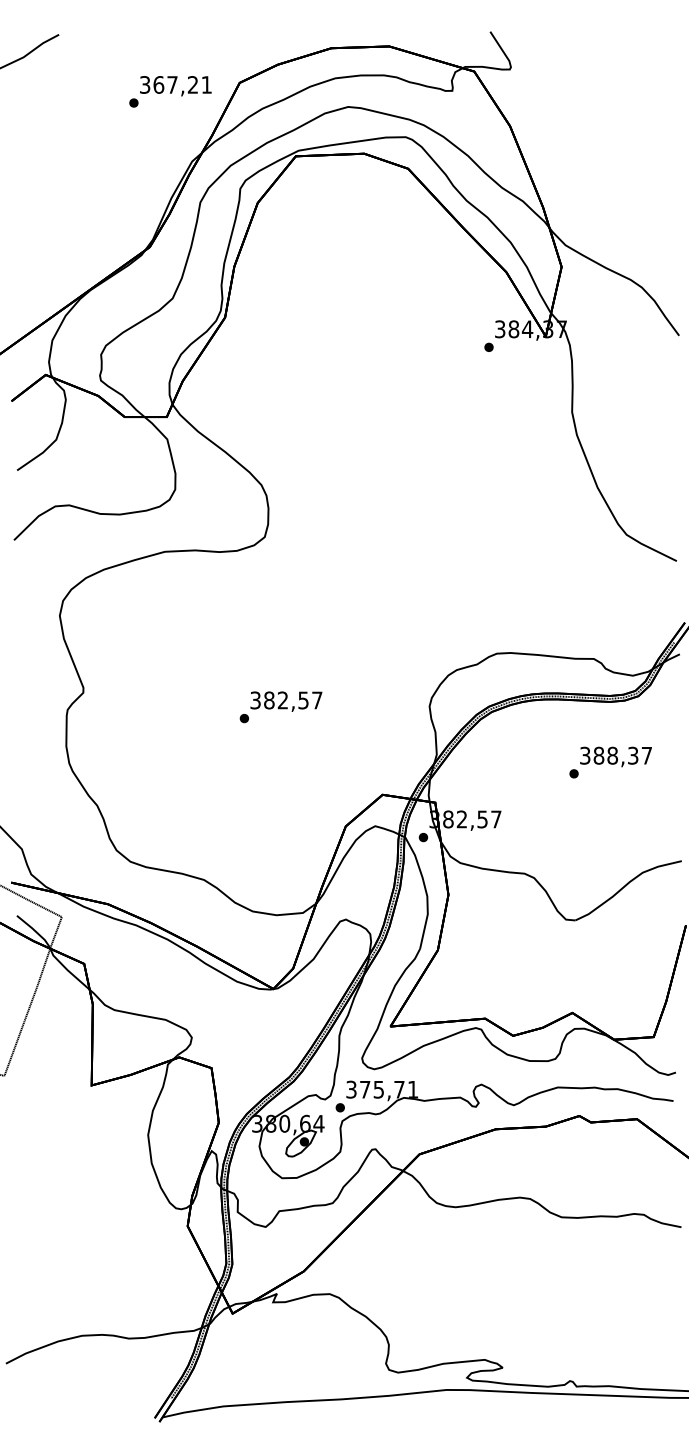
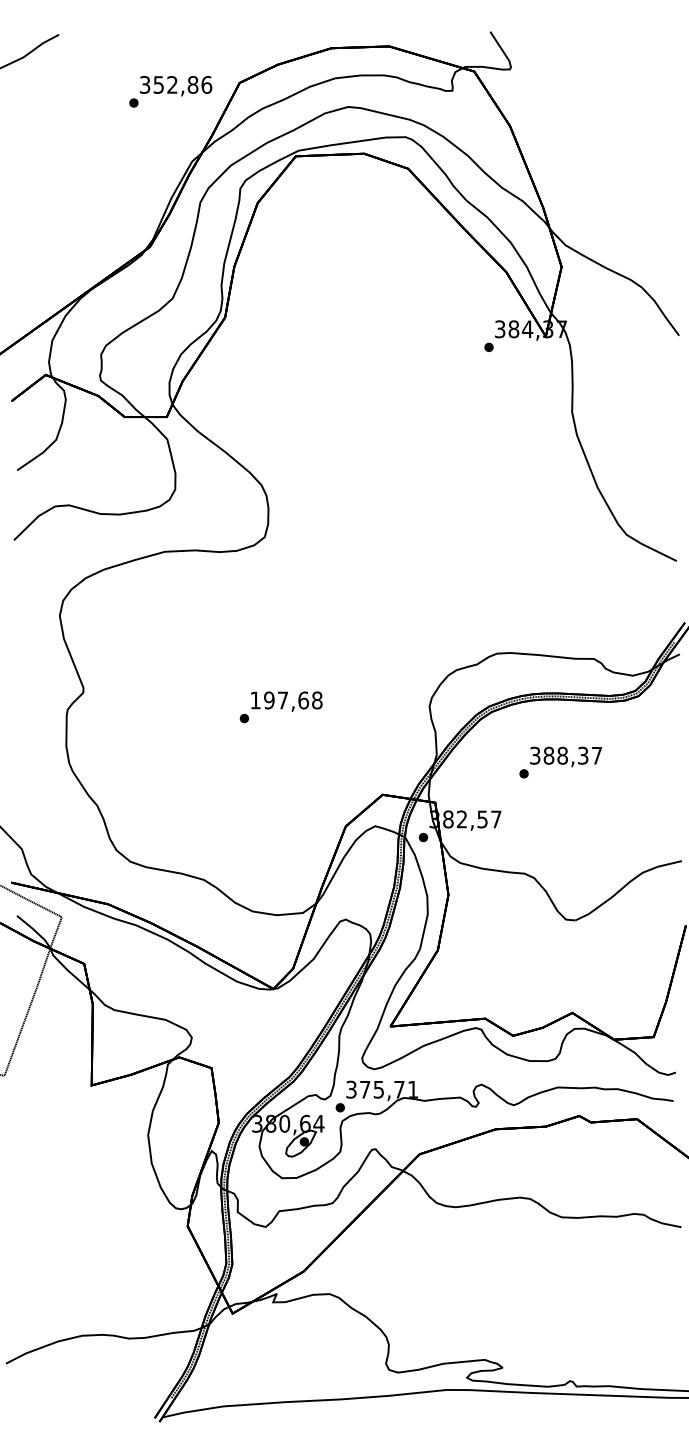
text: 367,21 -> 352,86 (182, 84)
text: 382,57 -> 197,68 (286, 700)
text position: (610, 762) -> (560, 762) (560, 762)
